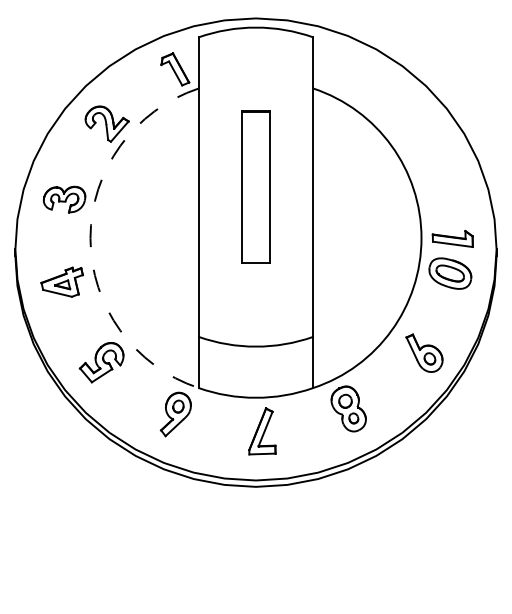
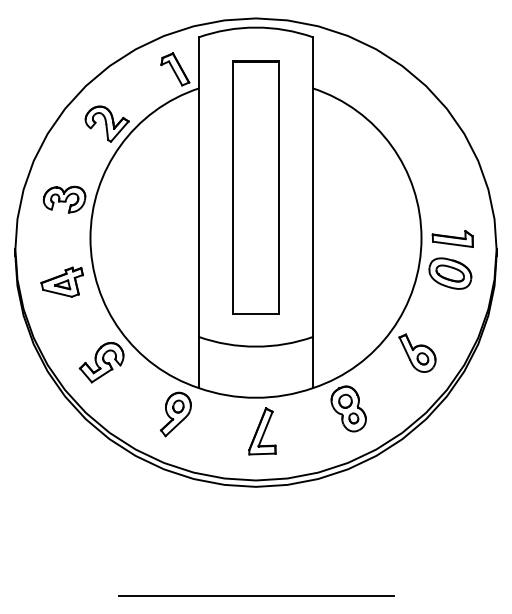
part size: 30x154 px -> 48x255 px (255, 187)
arc: dashed -> solid (90, 238)
part position: (424, 352) -> (417, 352) (417, 352)
line: none -> present (255, 595)
